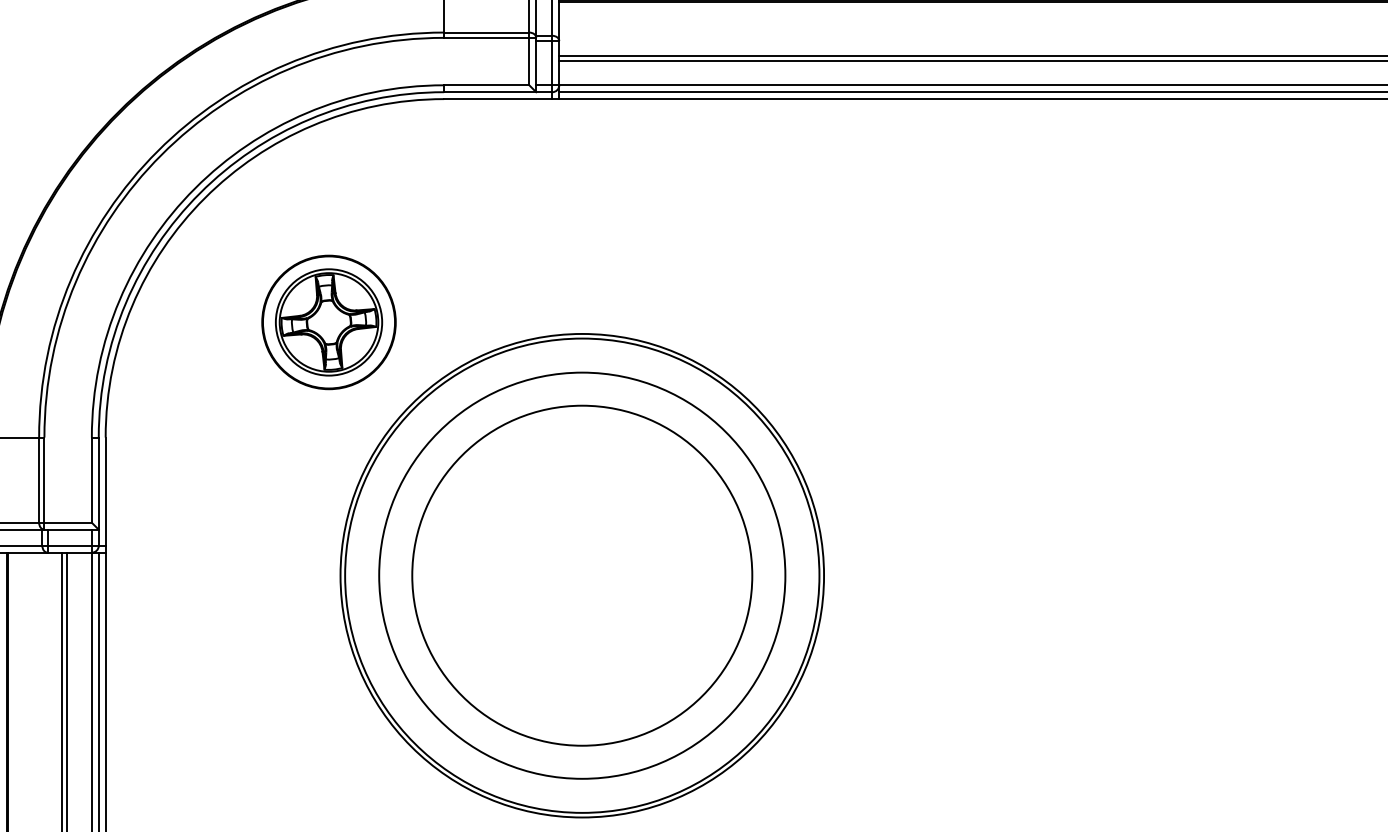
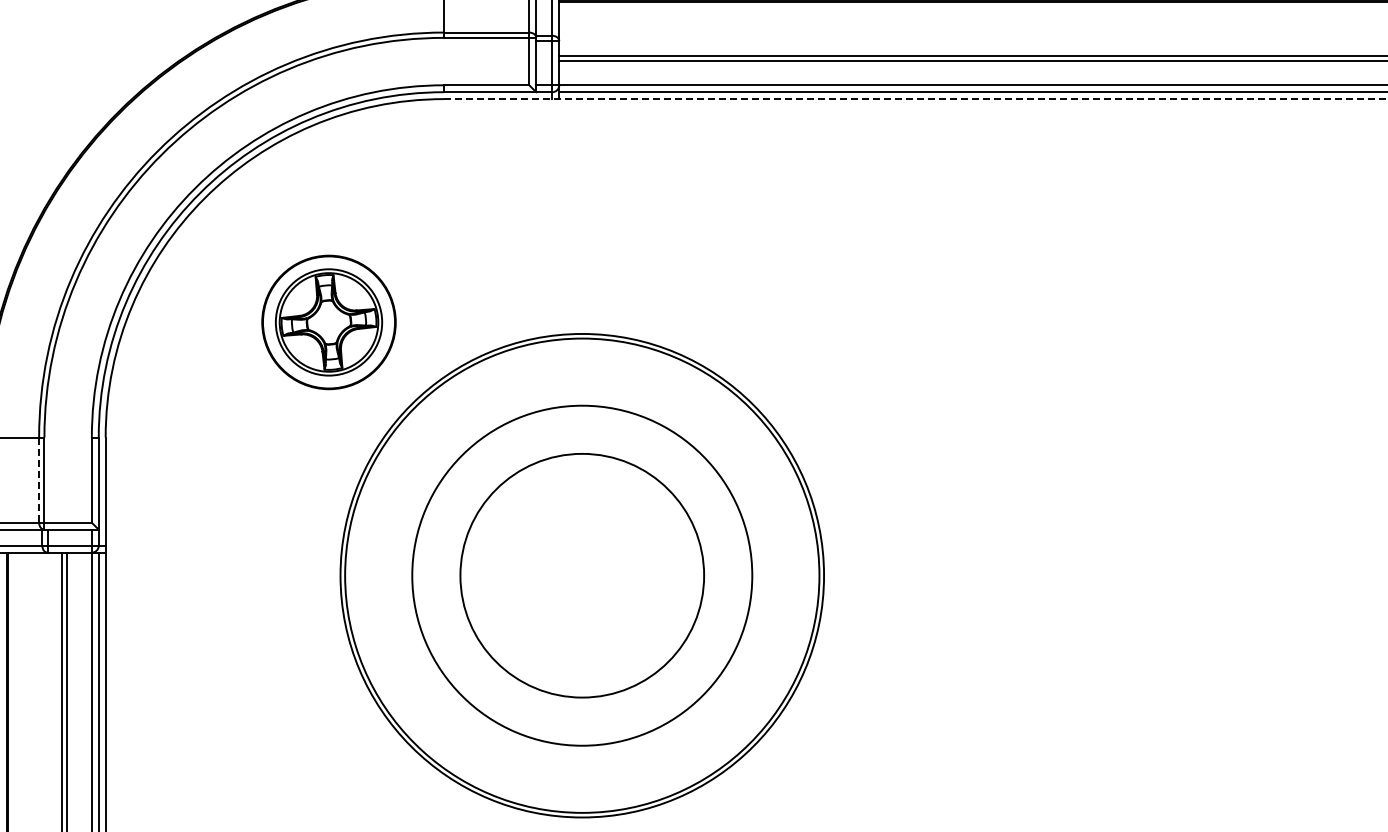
line: solid -> dashed (916, 99)
line: solid -> dashed (39, 480)
circle diameter: 406 px -> 244 px (582, 575)
